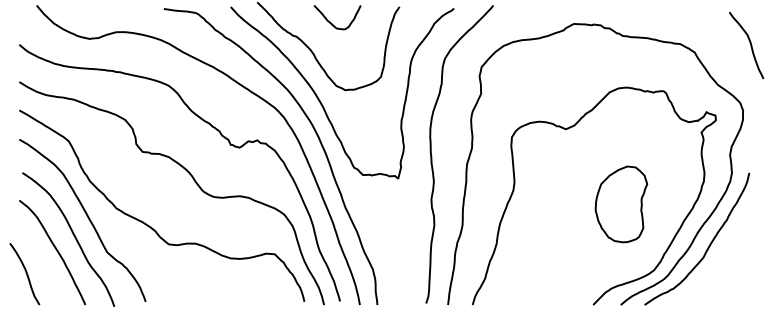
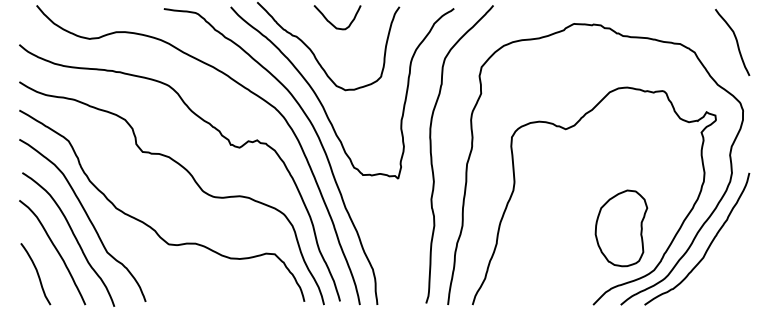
curve position: (749, 43) -> (735, 40) (735, 40)
part position: (621, 204) -> (621, 228) (621, 228)
curve position: (25, 273) -> (36, 273) (36, 273)
